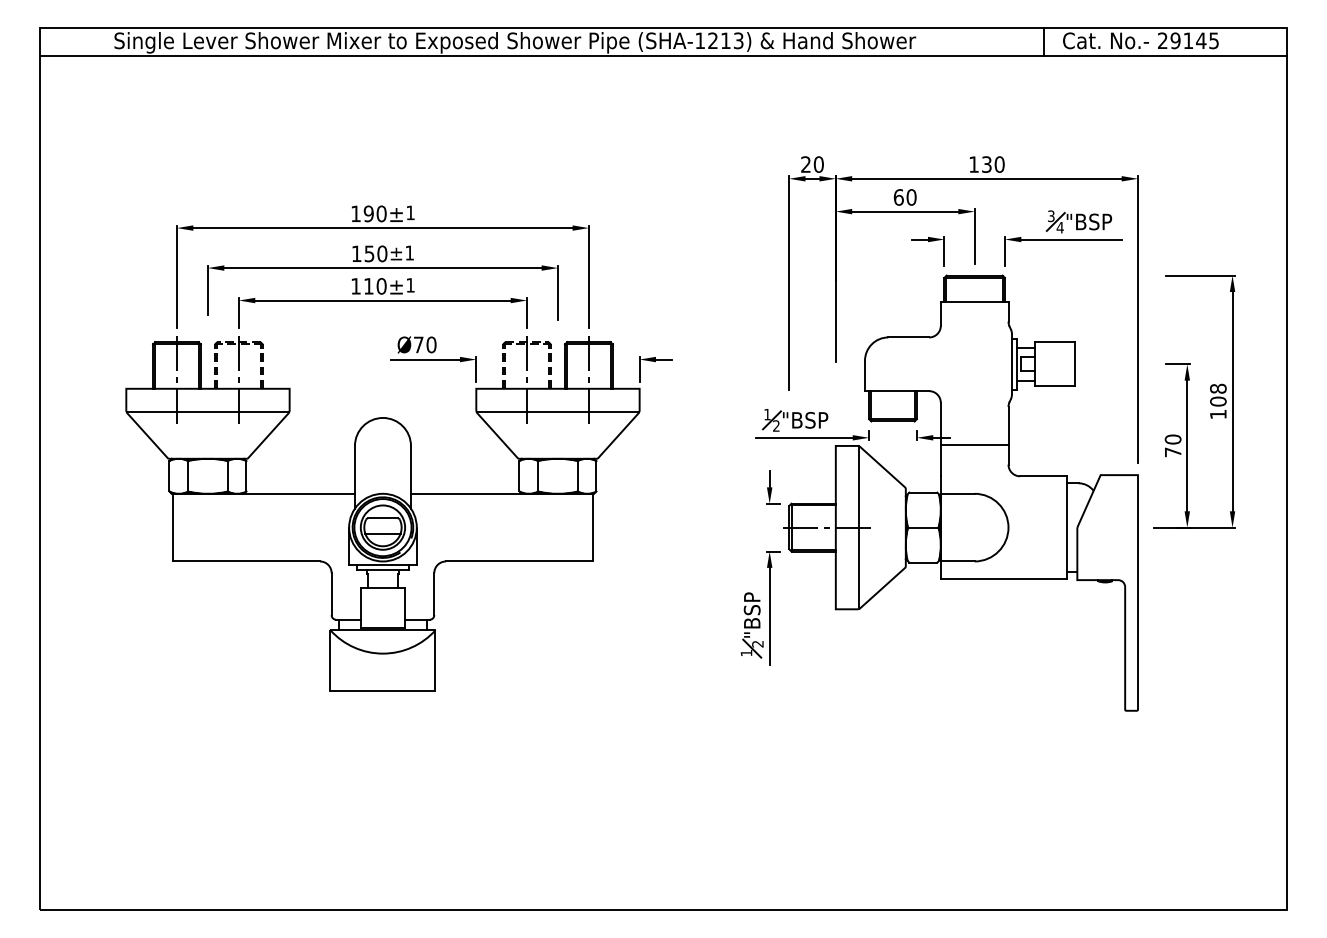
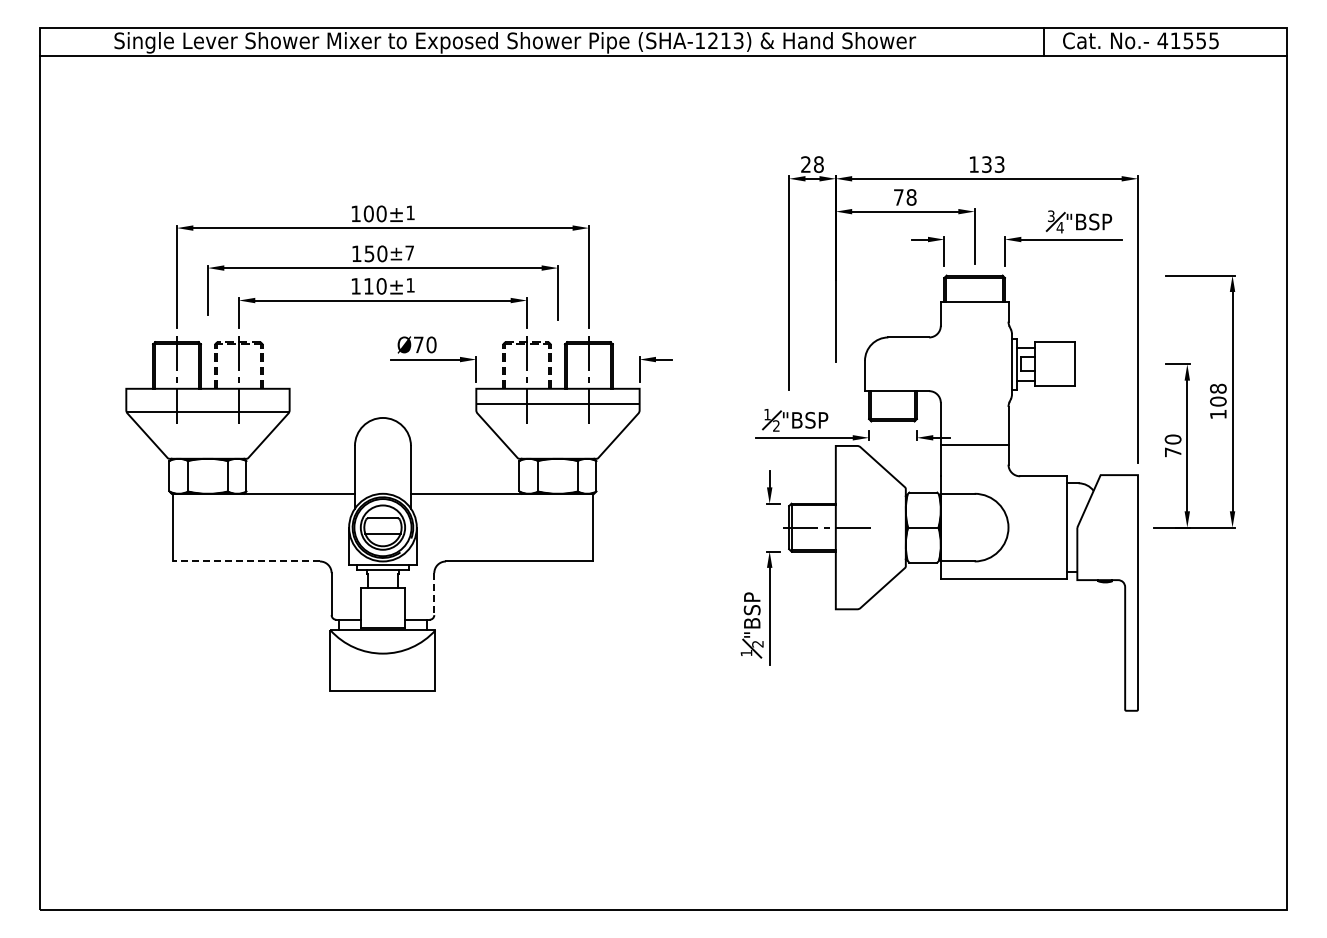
text: 29145 -> 41555 (1181, 40)
text: 20 -> 28 (818, 164)
text: 130 -> 133 (999, 164)
text: 60 -> 78 (904, 197)
text: 190± -> 100± (368, 213)
text: ±1 -> ±7 (409, 252)
line position: (557, 412) -> (557, 404) (557, 404)
line: present -> none (859, 527)
line: solid -> dashed (245, 561)
line: solid -> dashed (434, 594)
